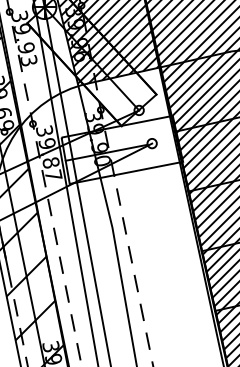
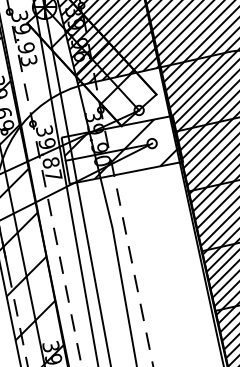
hatch: none -> present (92, 59)
hatch: none -> present (121, 149)
